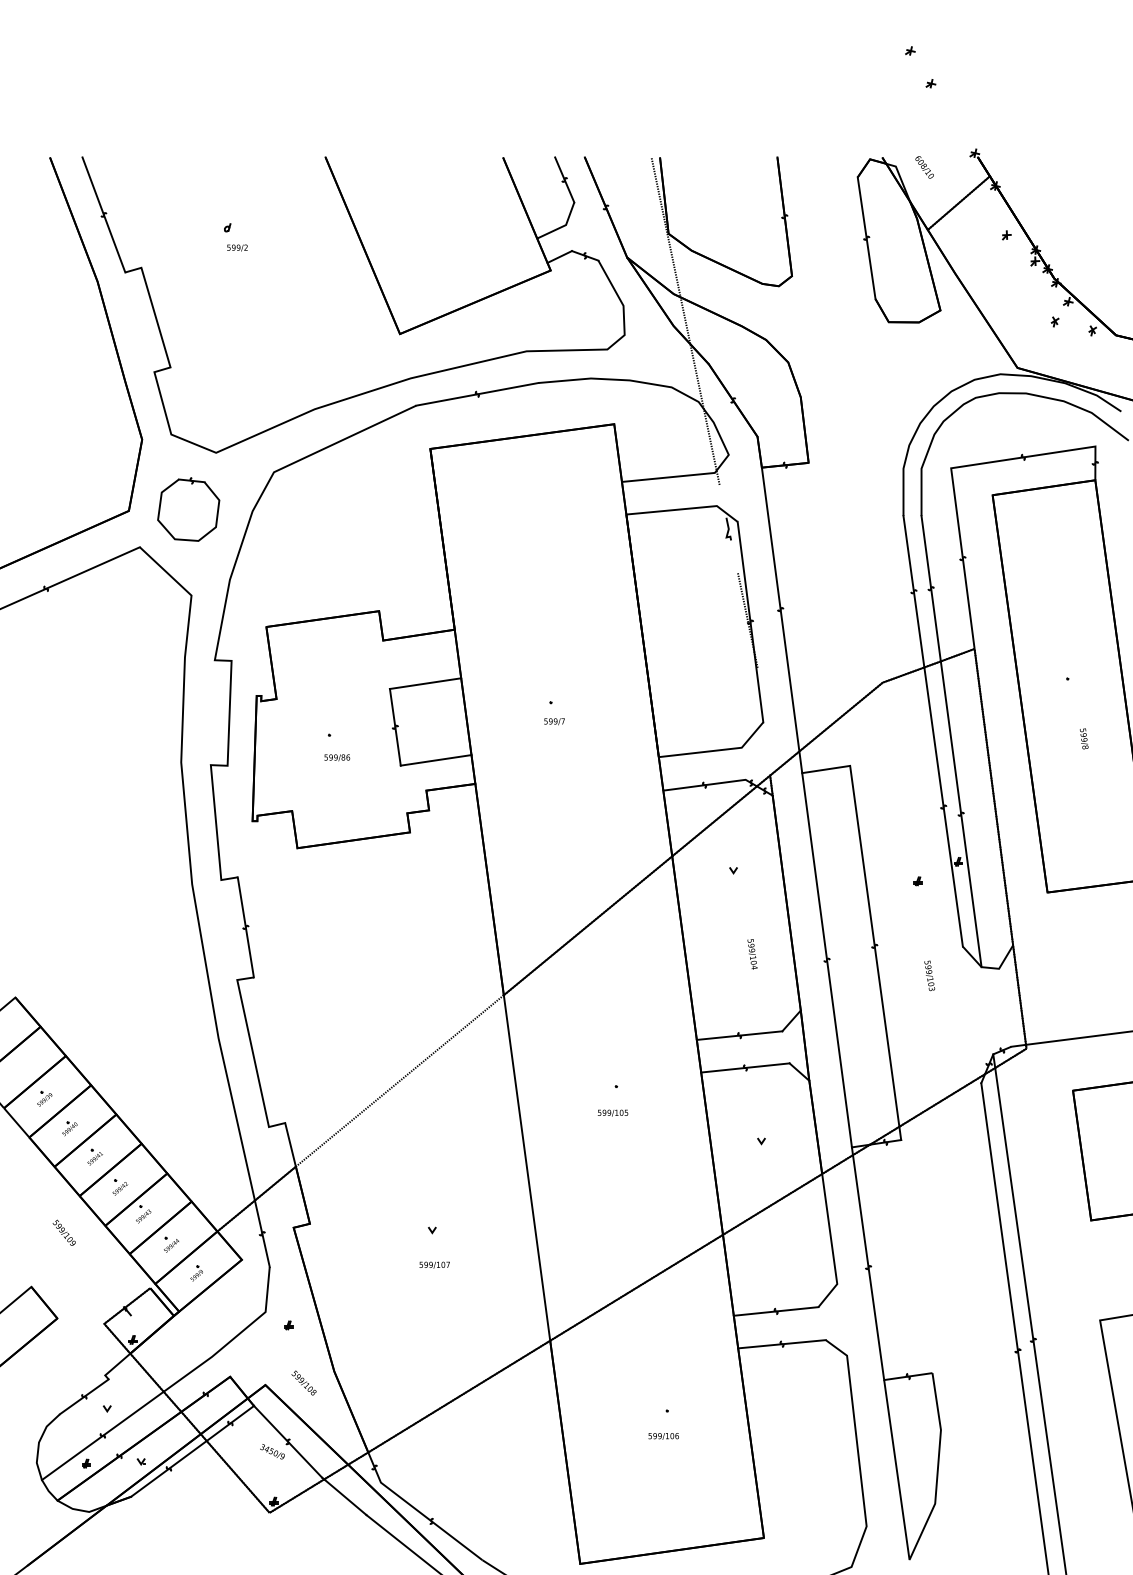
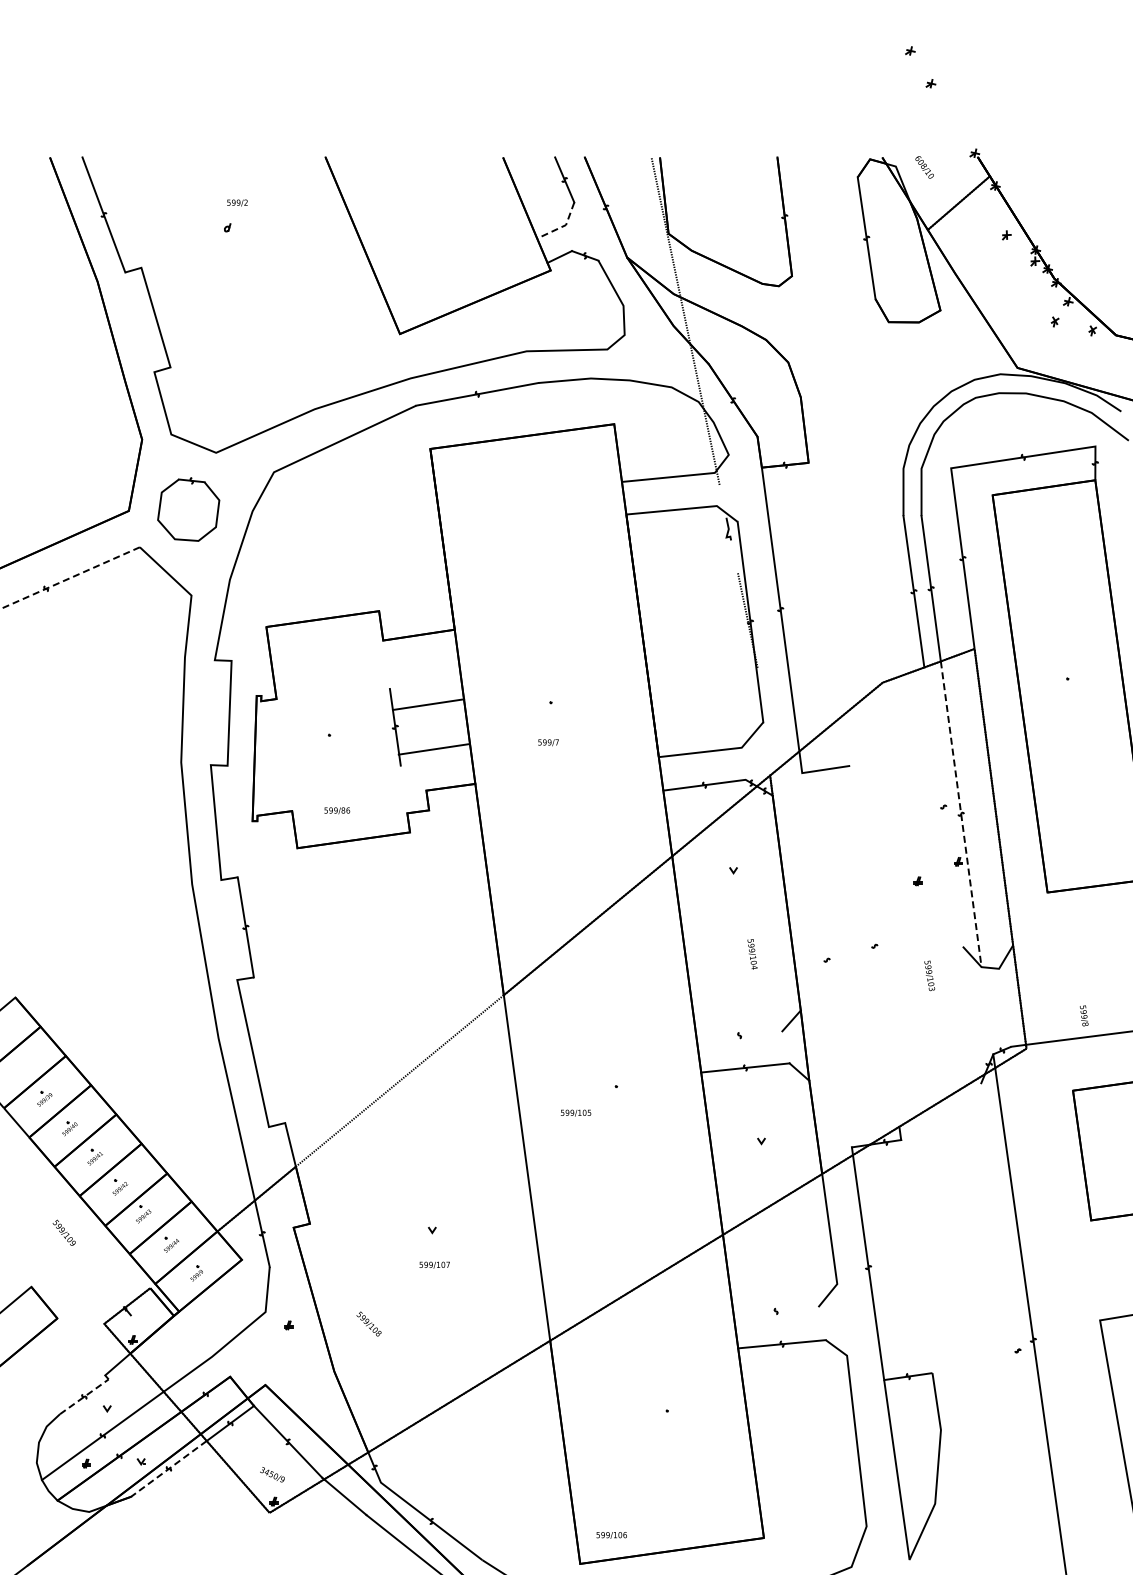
line: solid -> dashed (563, 226)
text position: (237, 247) -> (237, 202) (237, 202)
line: solid -> dashed (70, 577)
line position: (425, 683) -> (428, 704) (428, 704)
text position: (554, 721) -> (548, 742) (548, 742)
text position: (1084, 738) -> (1084, 1015) (1084, 1015)
text position: (337, 757) -> (337, 810) (337, 810)
line position: (435, 760) -> (433, 749) (433, 749)
line: present -> none (943, 806)
line: solid -> dashed (961, 814)
line: present -> none (874, 945)
line: present -> none (826, 960)
line: present -> none (739, 1035)
text position: (612, 1112) -> (575, 1112) (575, 1112)
line: present -> none (775, 1311)
line: present -> none (1014, 1327)
text position: (303, 1382) -> (368, 1323) (368, 1323)
line: solid -> dashed (84, 1396)
text position: (663, 1436) -> (611, 1535) (611, 1535)
text position: (272, 1451) -> (272, 1474) (272, 1474)
line: solid -> dashed (168, 1468)
